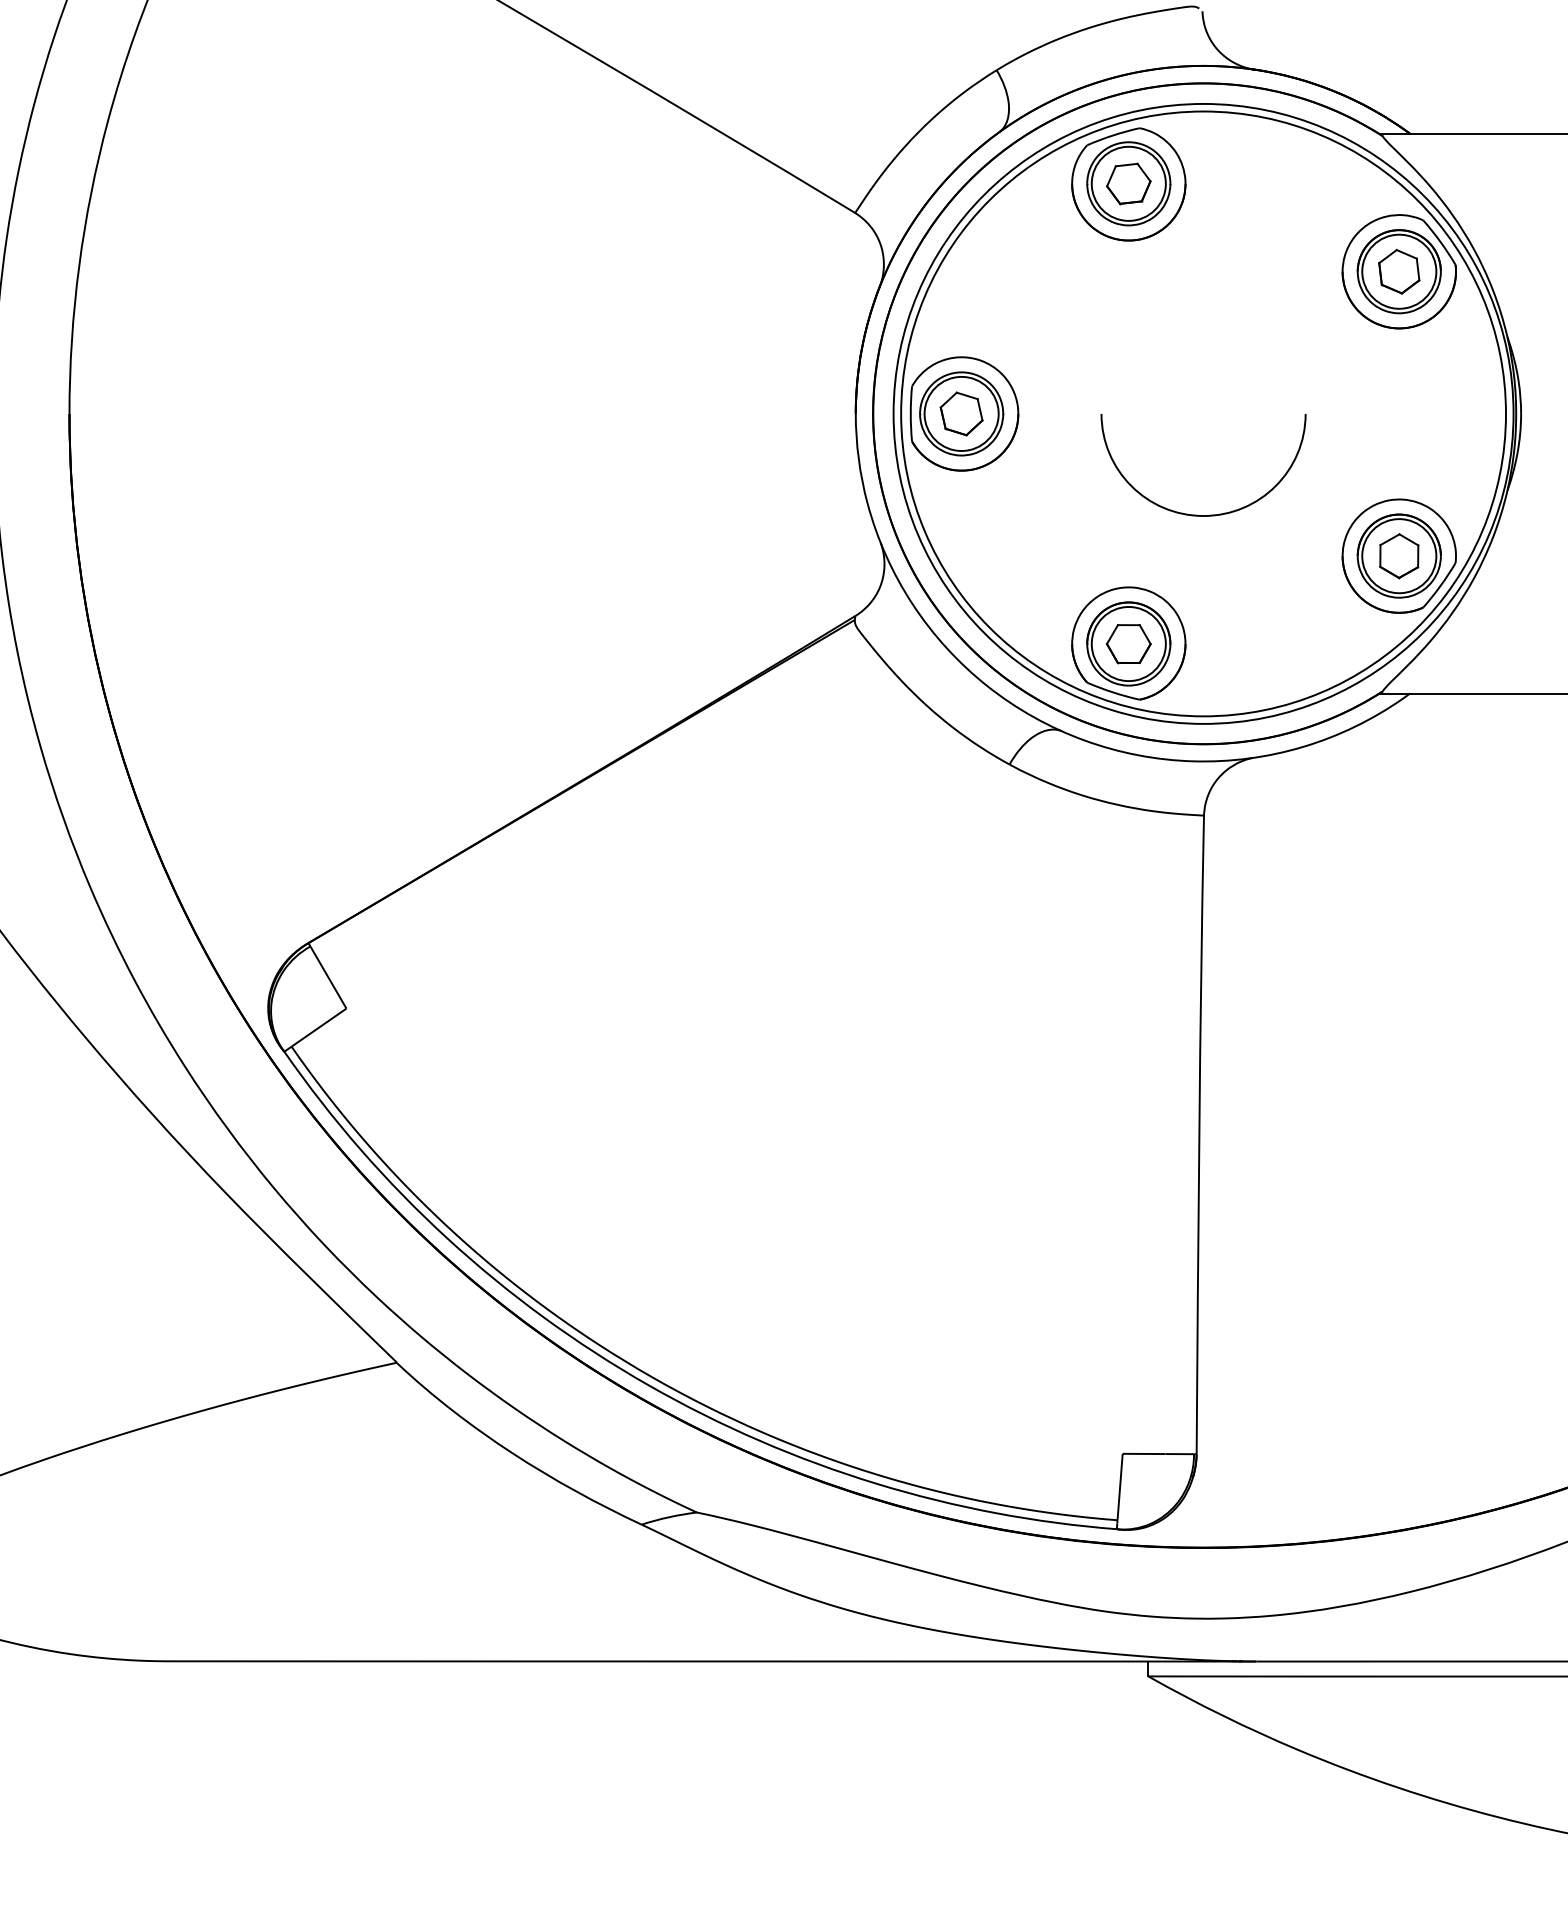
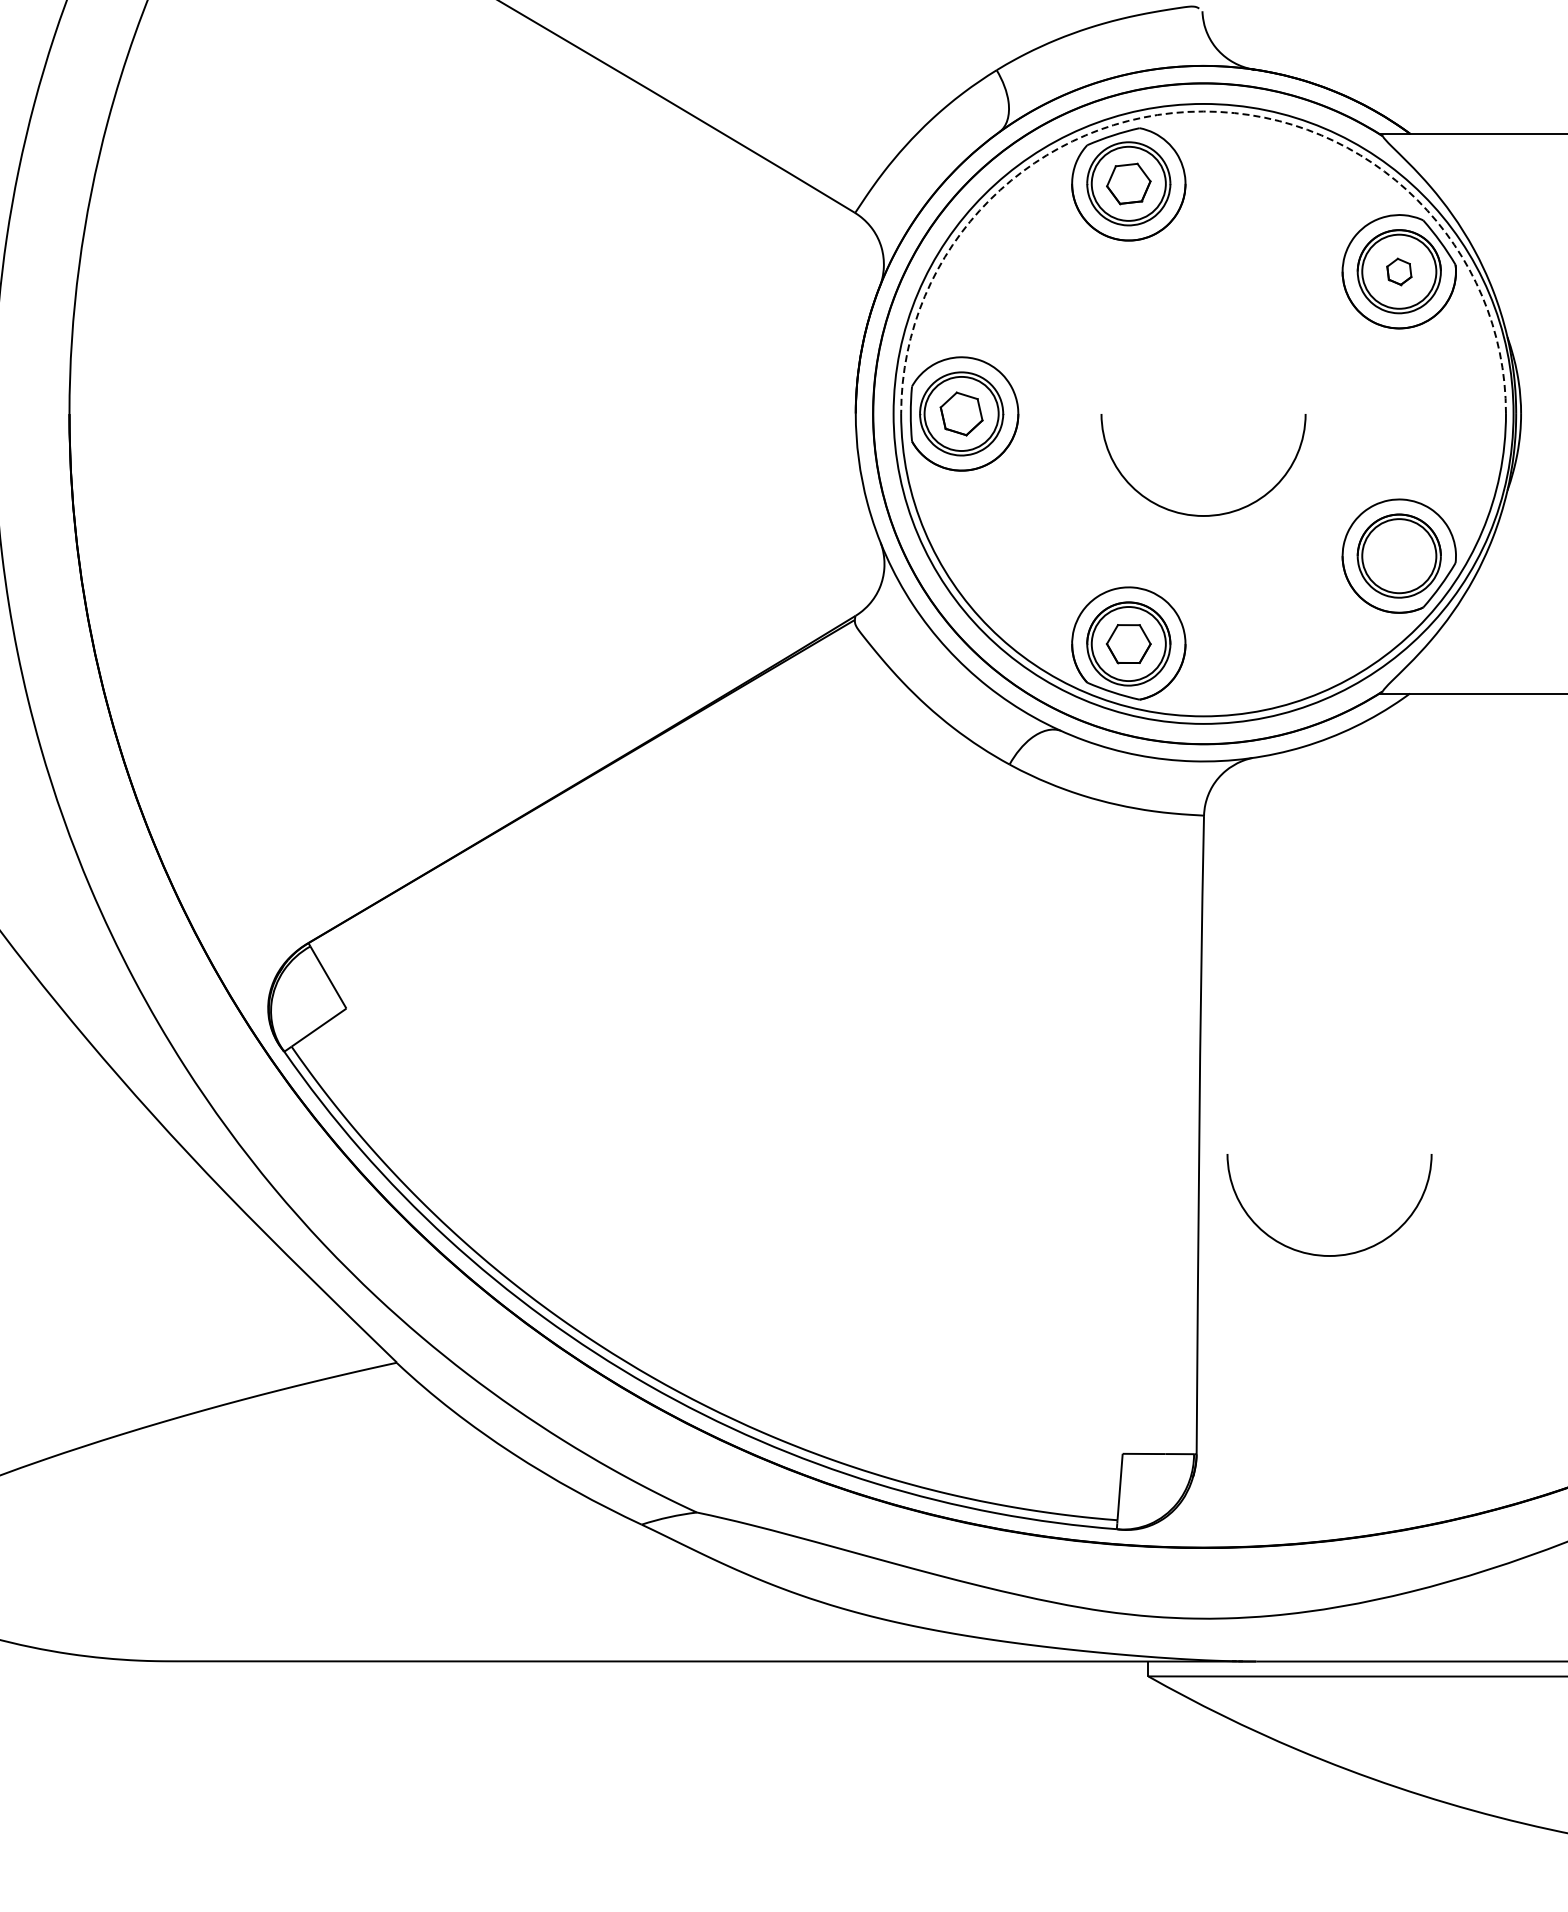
arc: solid -> dashed (1203, 111)
part size: 43x46 px -> 27x30 px (1399, 271)
part: present -> none (1399, 556)
arc: none -> present (1323, 1254)
